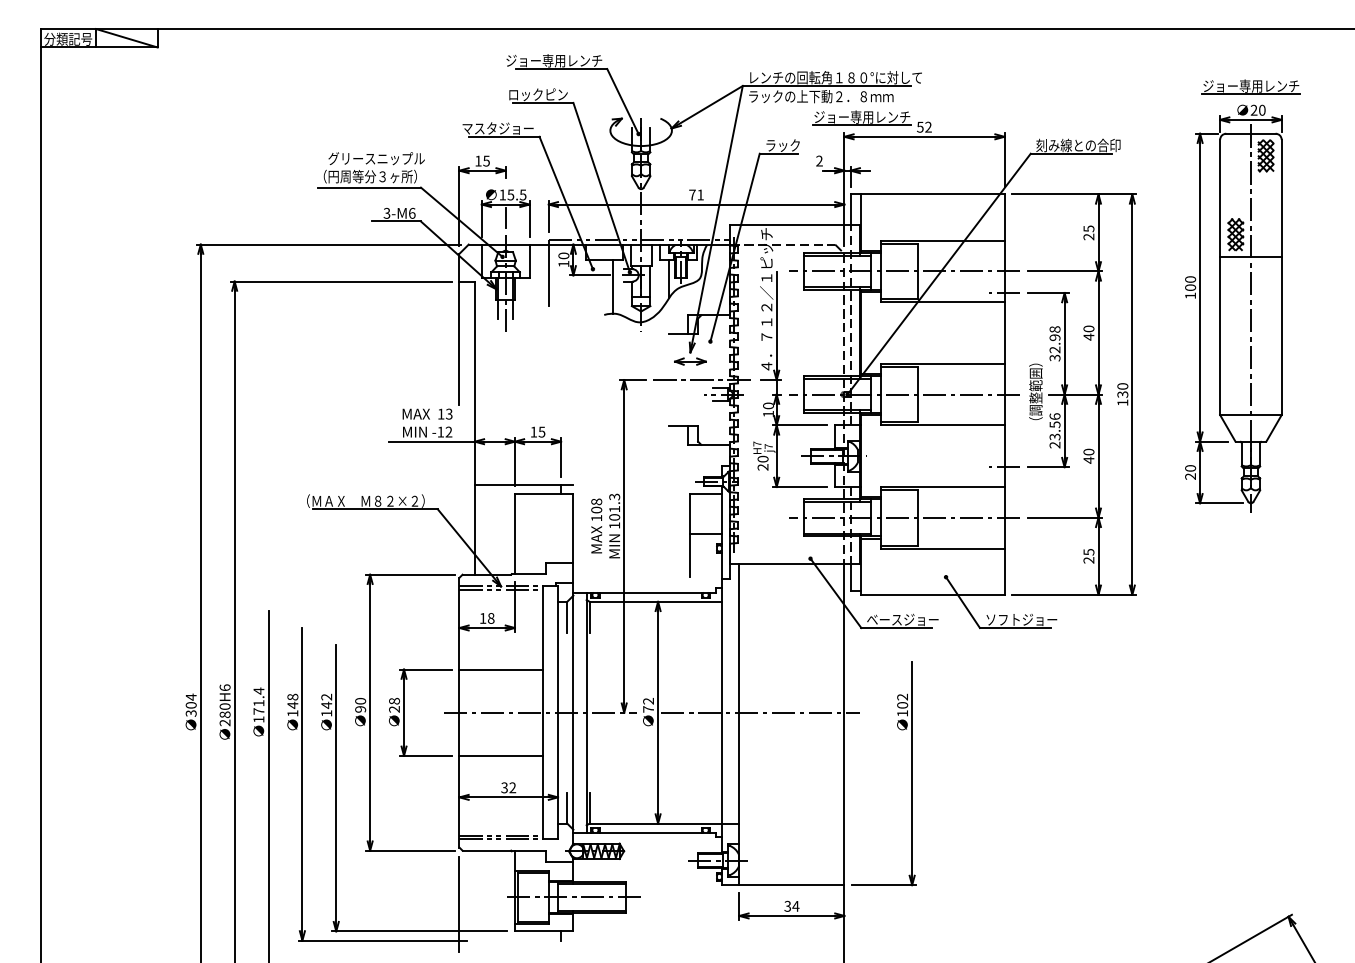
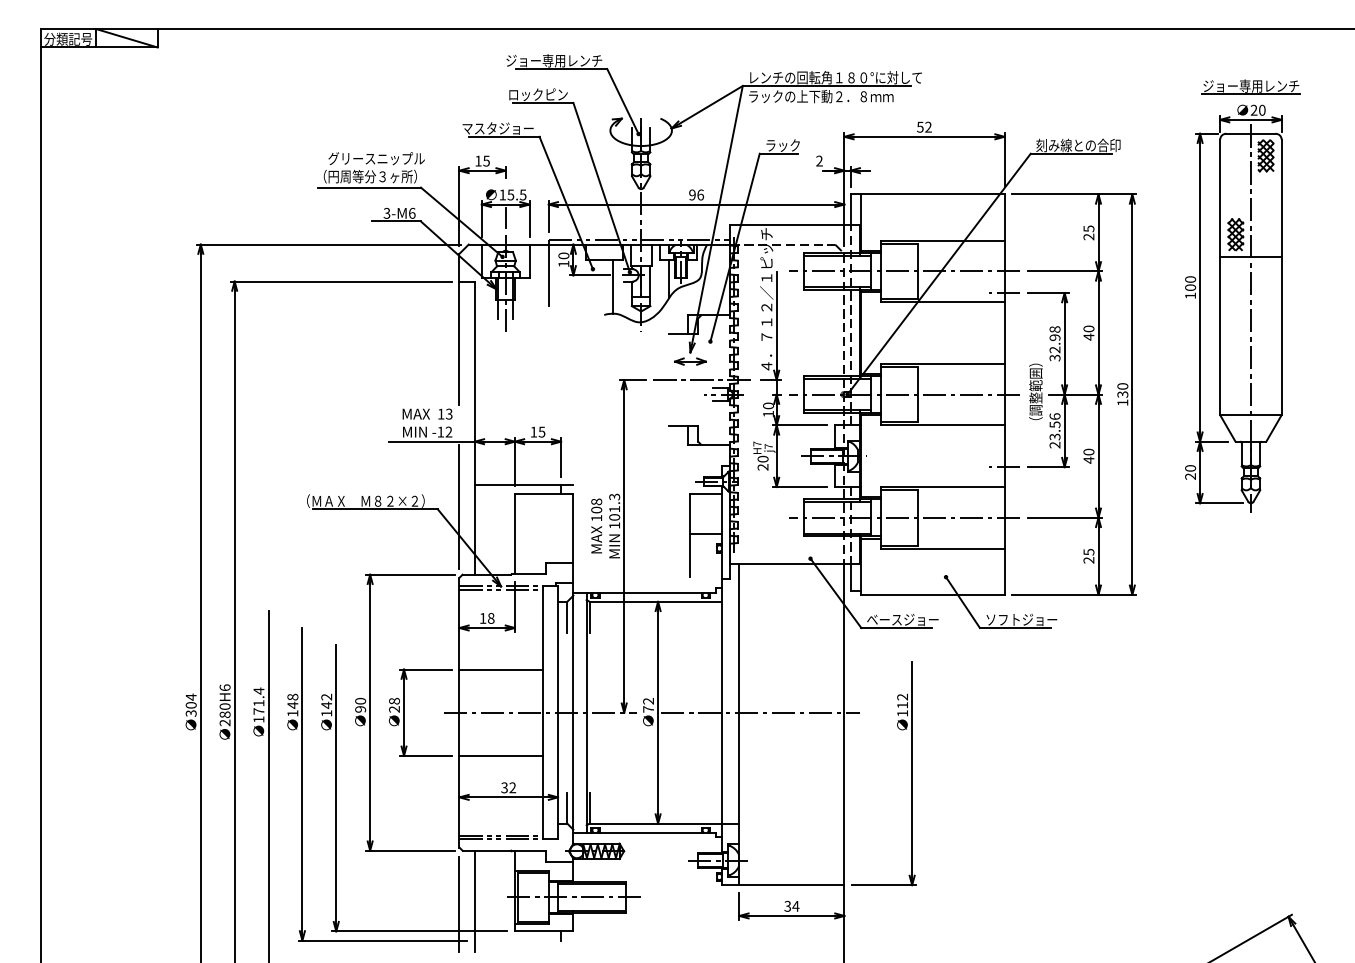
part: present -> none (861, 117)
text: 71 -> 96 (696, 194)
line: none -> present (459, 506)
text: 102 -> 112 (902, 705)
line: none -> present (474, 900)
